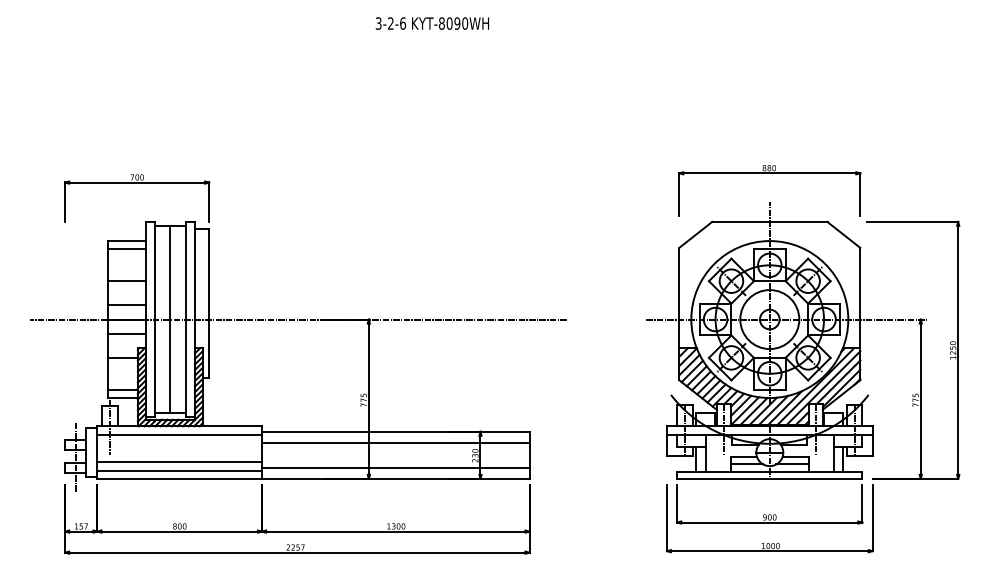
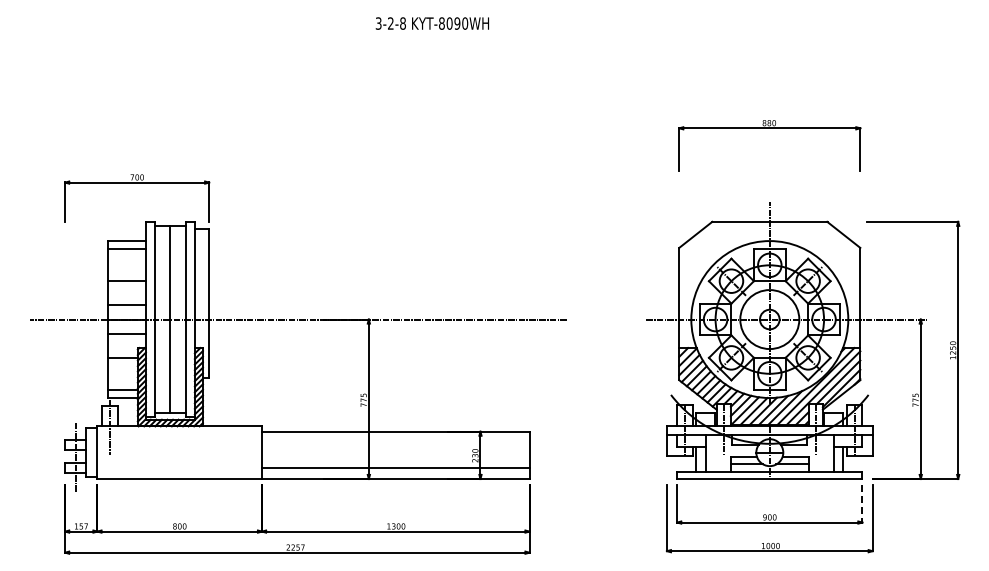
text: 3-2-6 -> 3-2-8 (403, 23)
part position: (769, 173) -> (769, 128) (769, 128)
line: present -> none (179, 434)
line: present -> none (395, 442)
line: present -> none (179, 461)
line: present -> none (179, 470)
line: solid -> dashed (862, 504)
